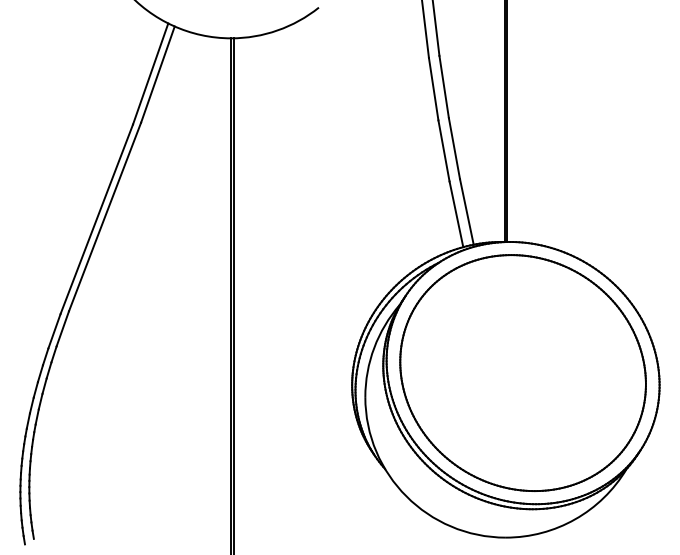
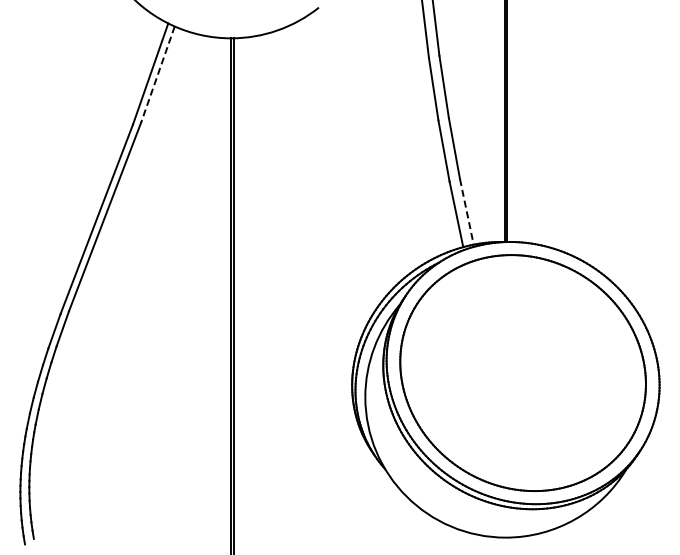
line: solid -> dashed (157, 74)
line: solid -> dashed (466, 212)
